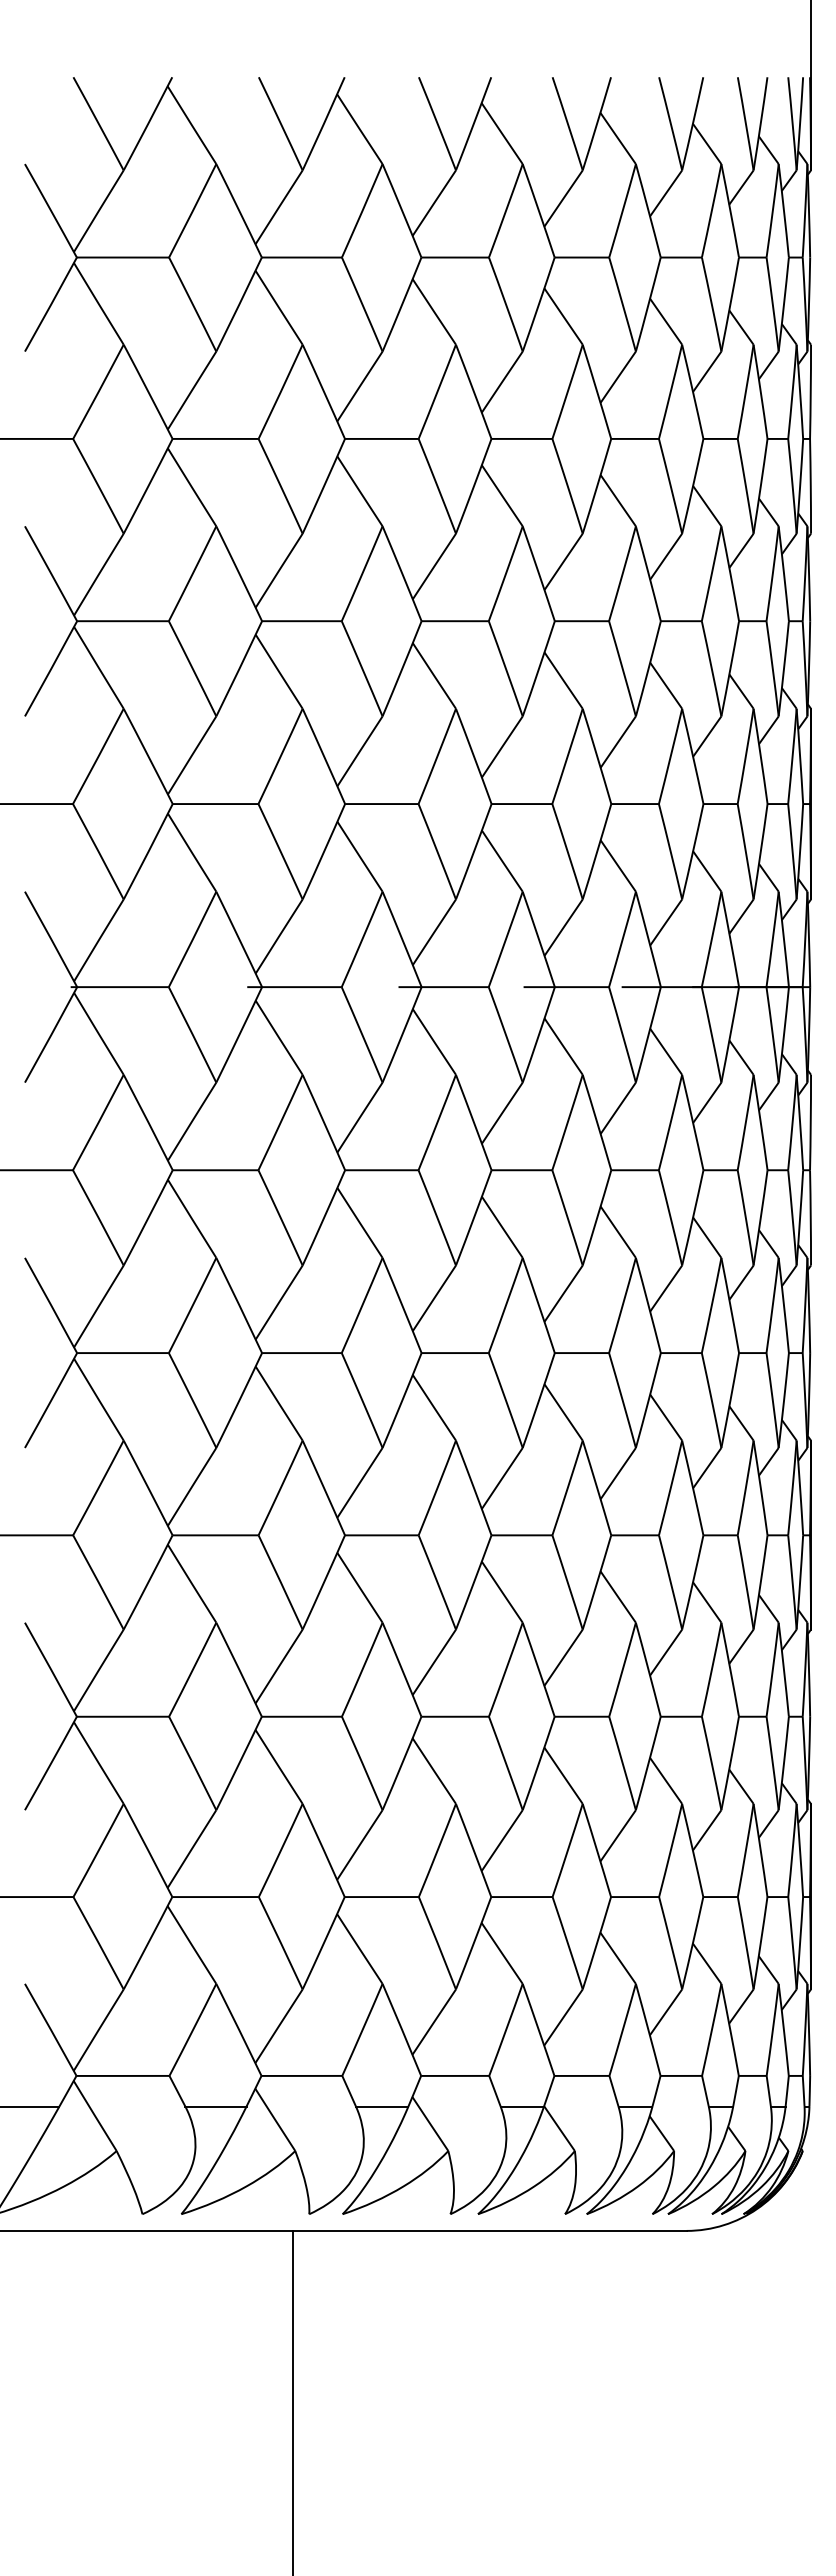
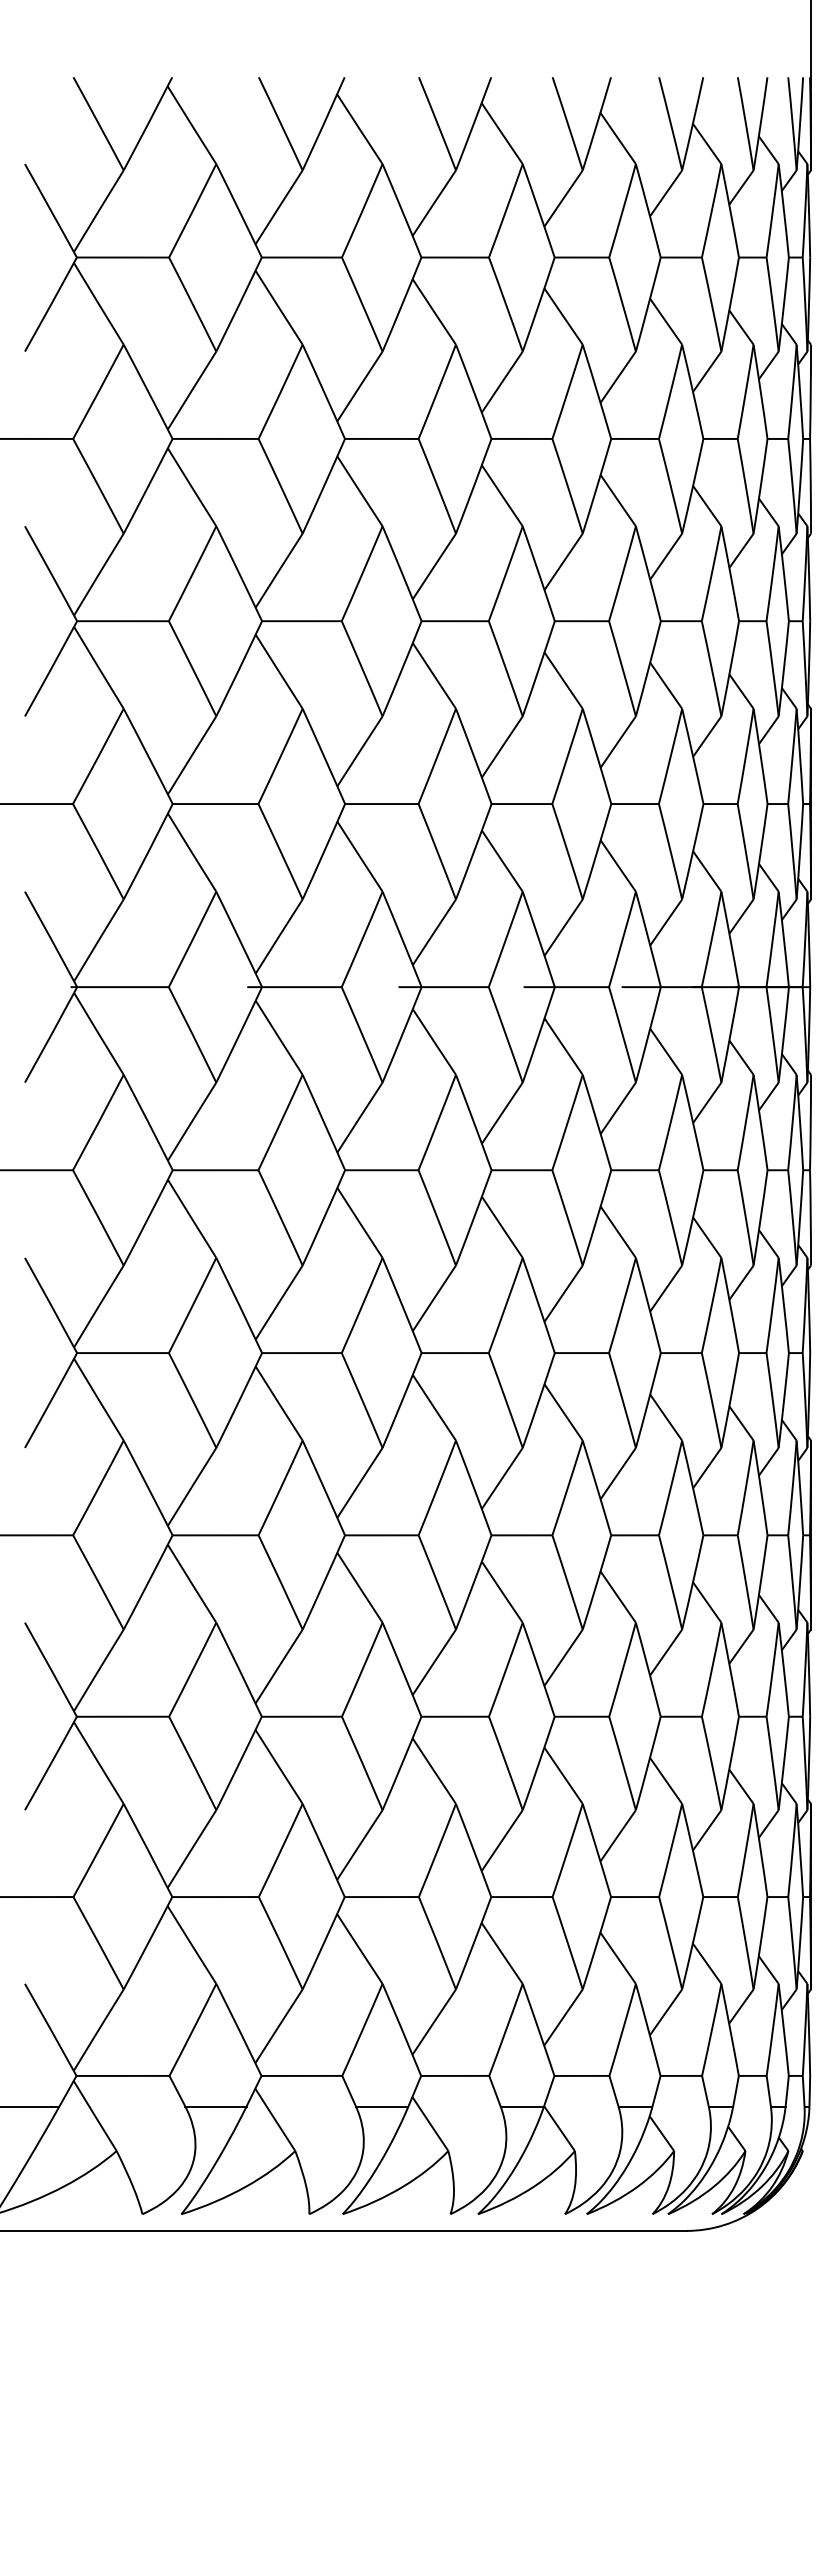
line: present -> none (292, 2401)
